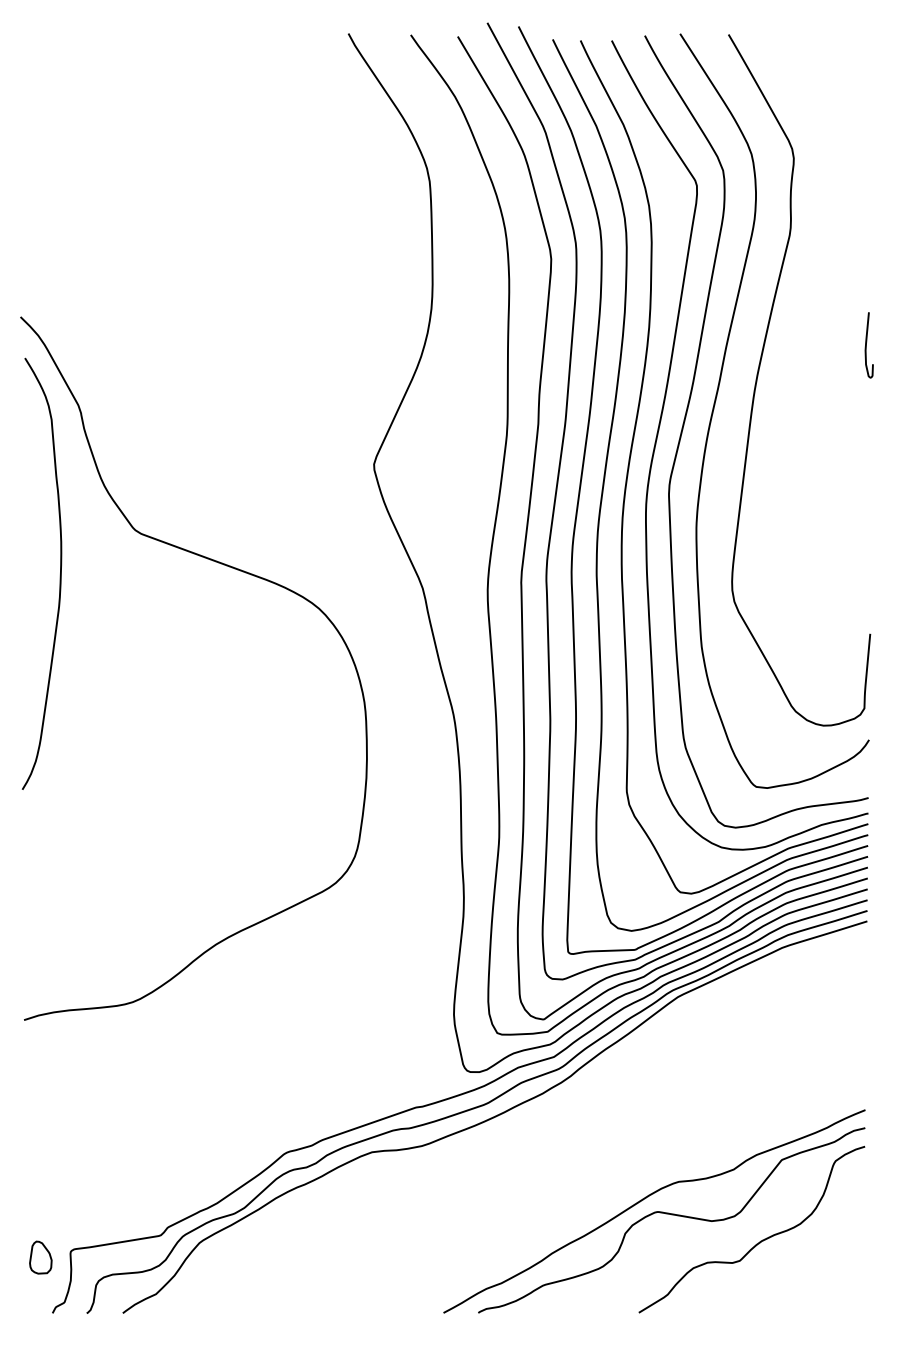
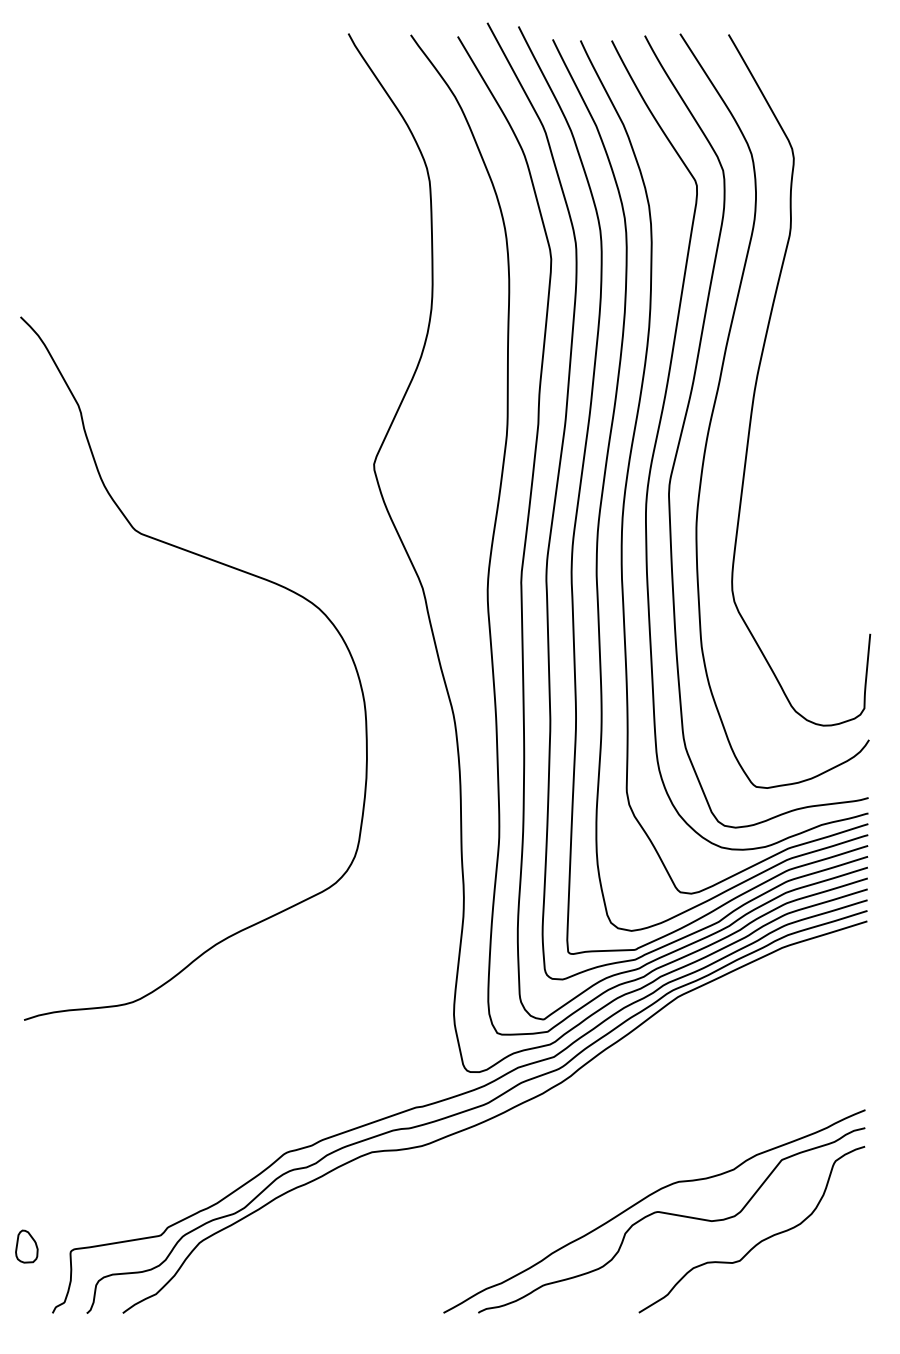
curve: present -> none (866, 345)
curve: present -> none (59, 575)
part position: (40, 1257) -> (26, 1246) (26, 1246)
